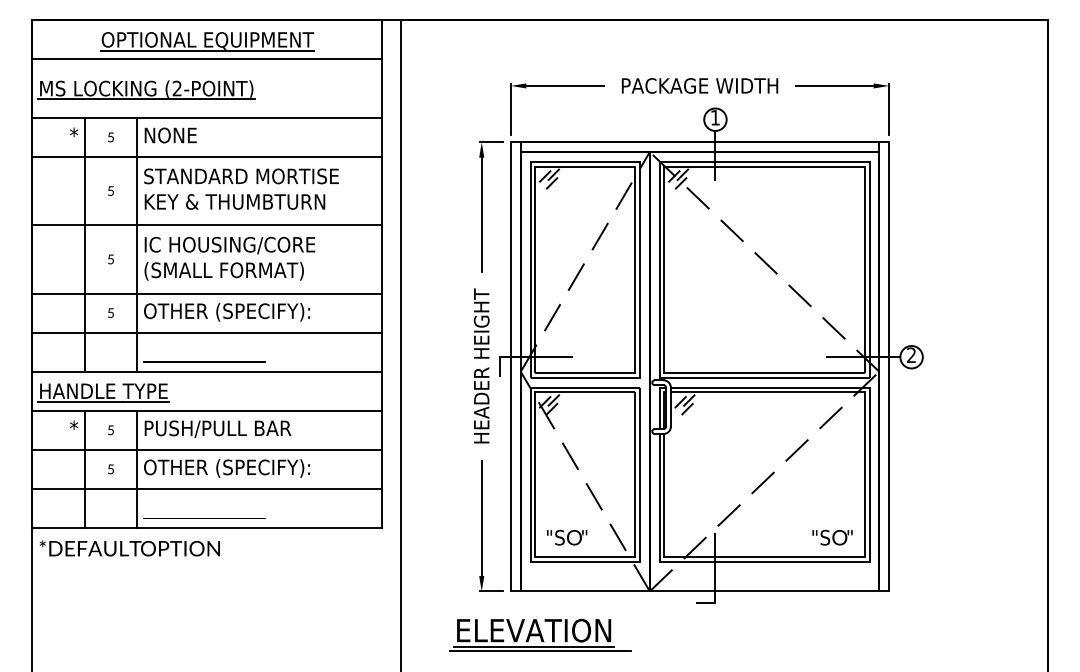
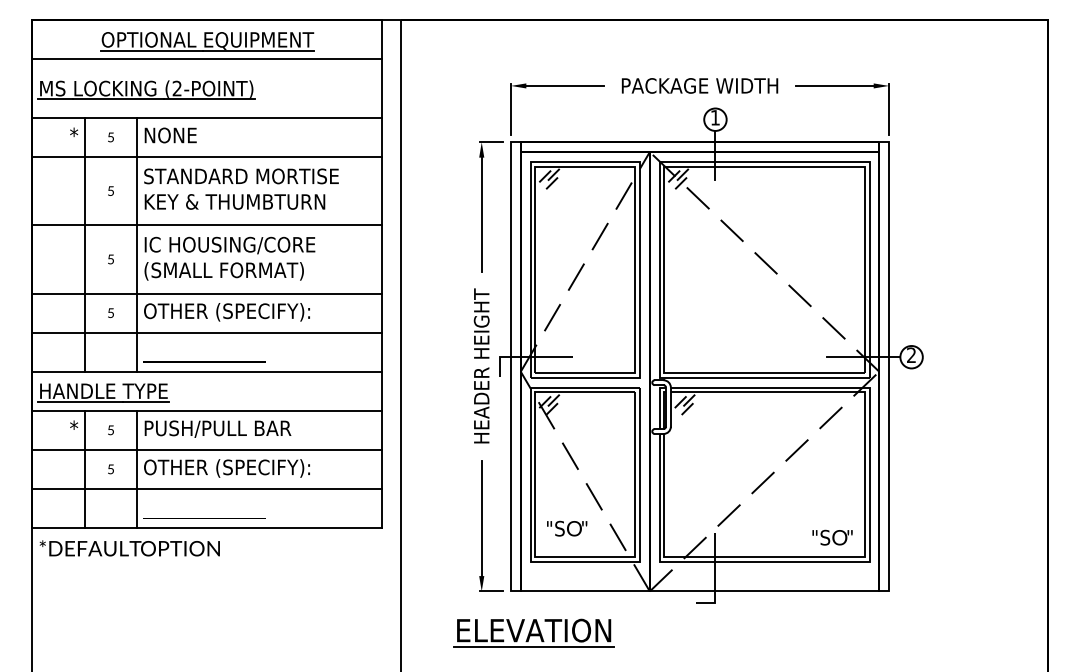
text position: (567, 537) -> (567, 528) (567, 528)
line: present -> none (539, 651)
